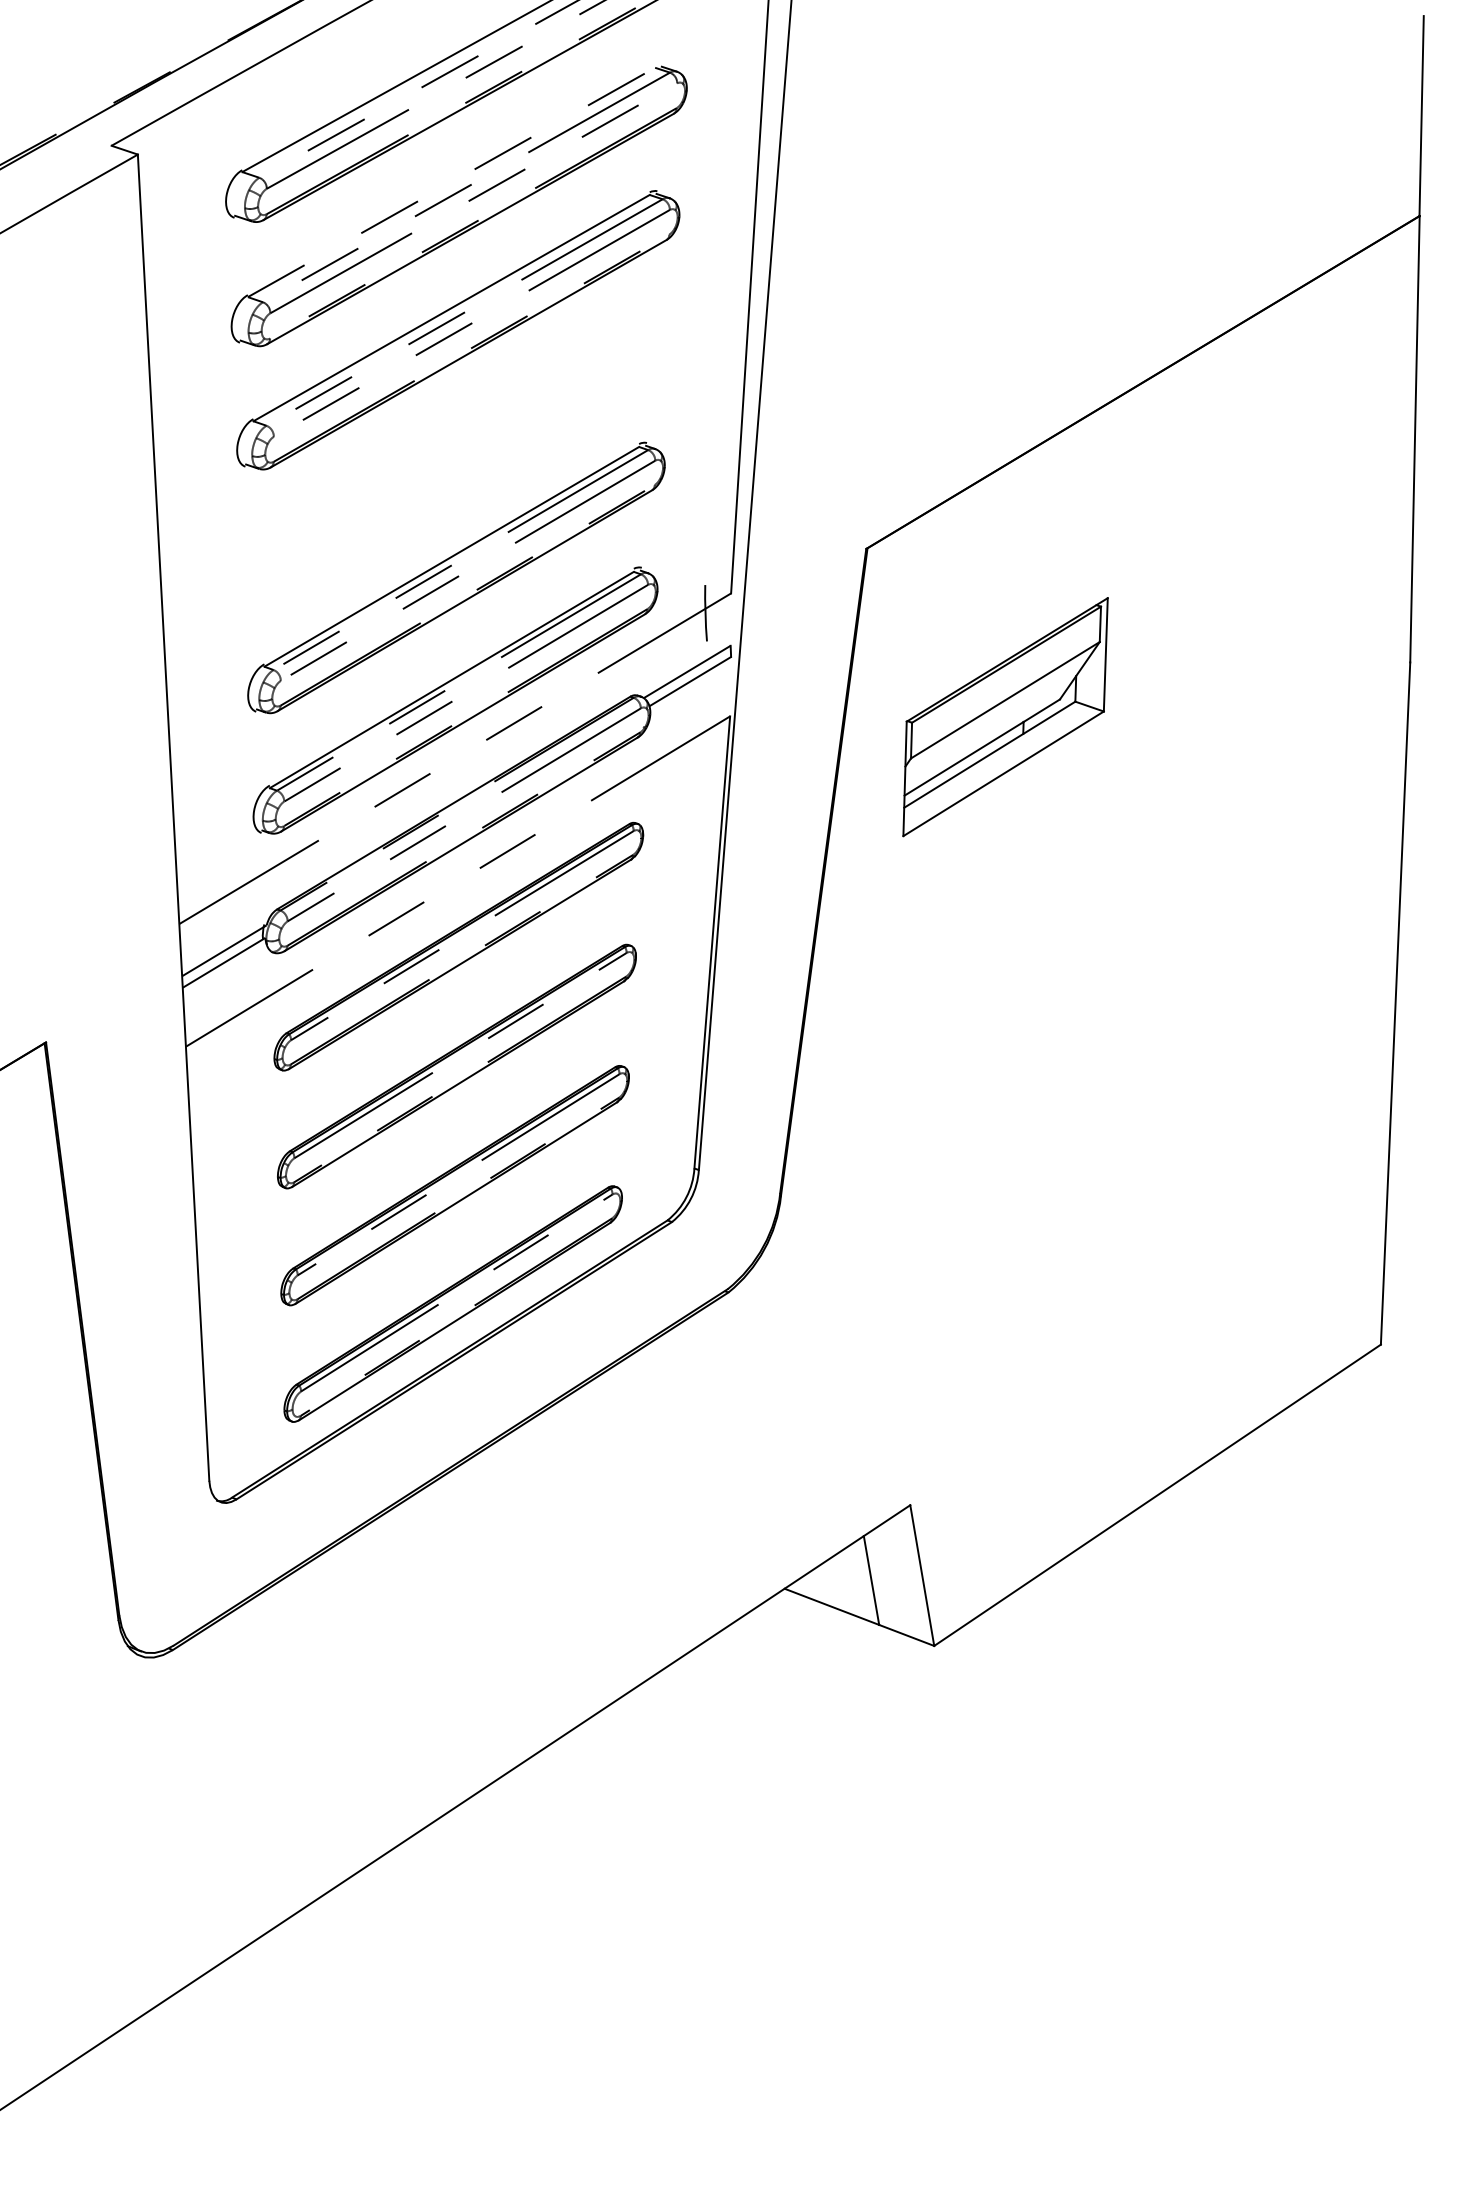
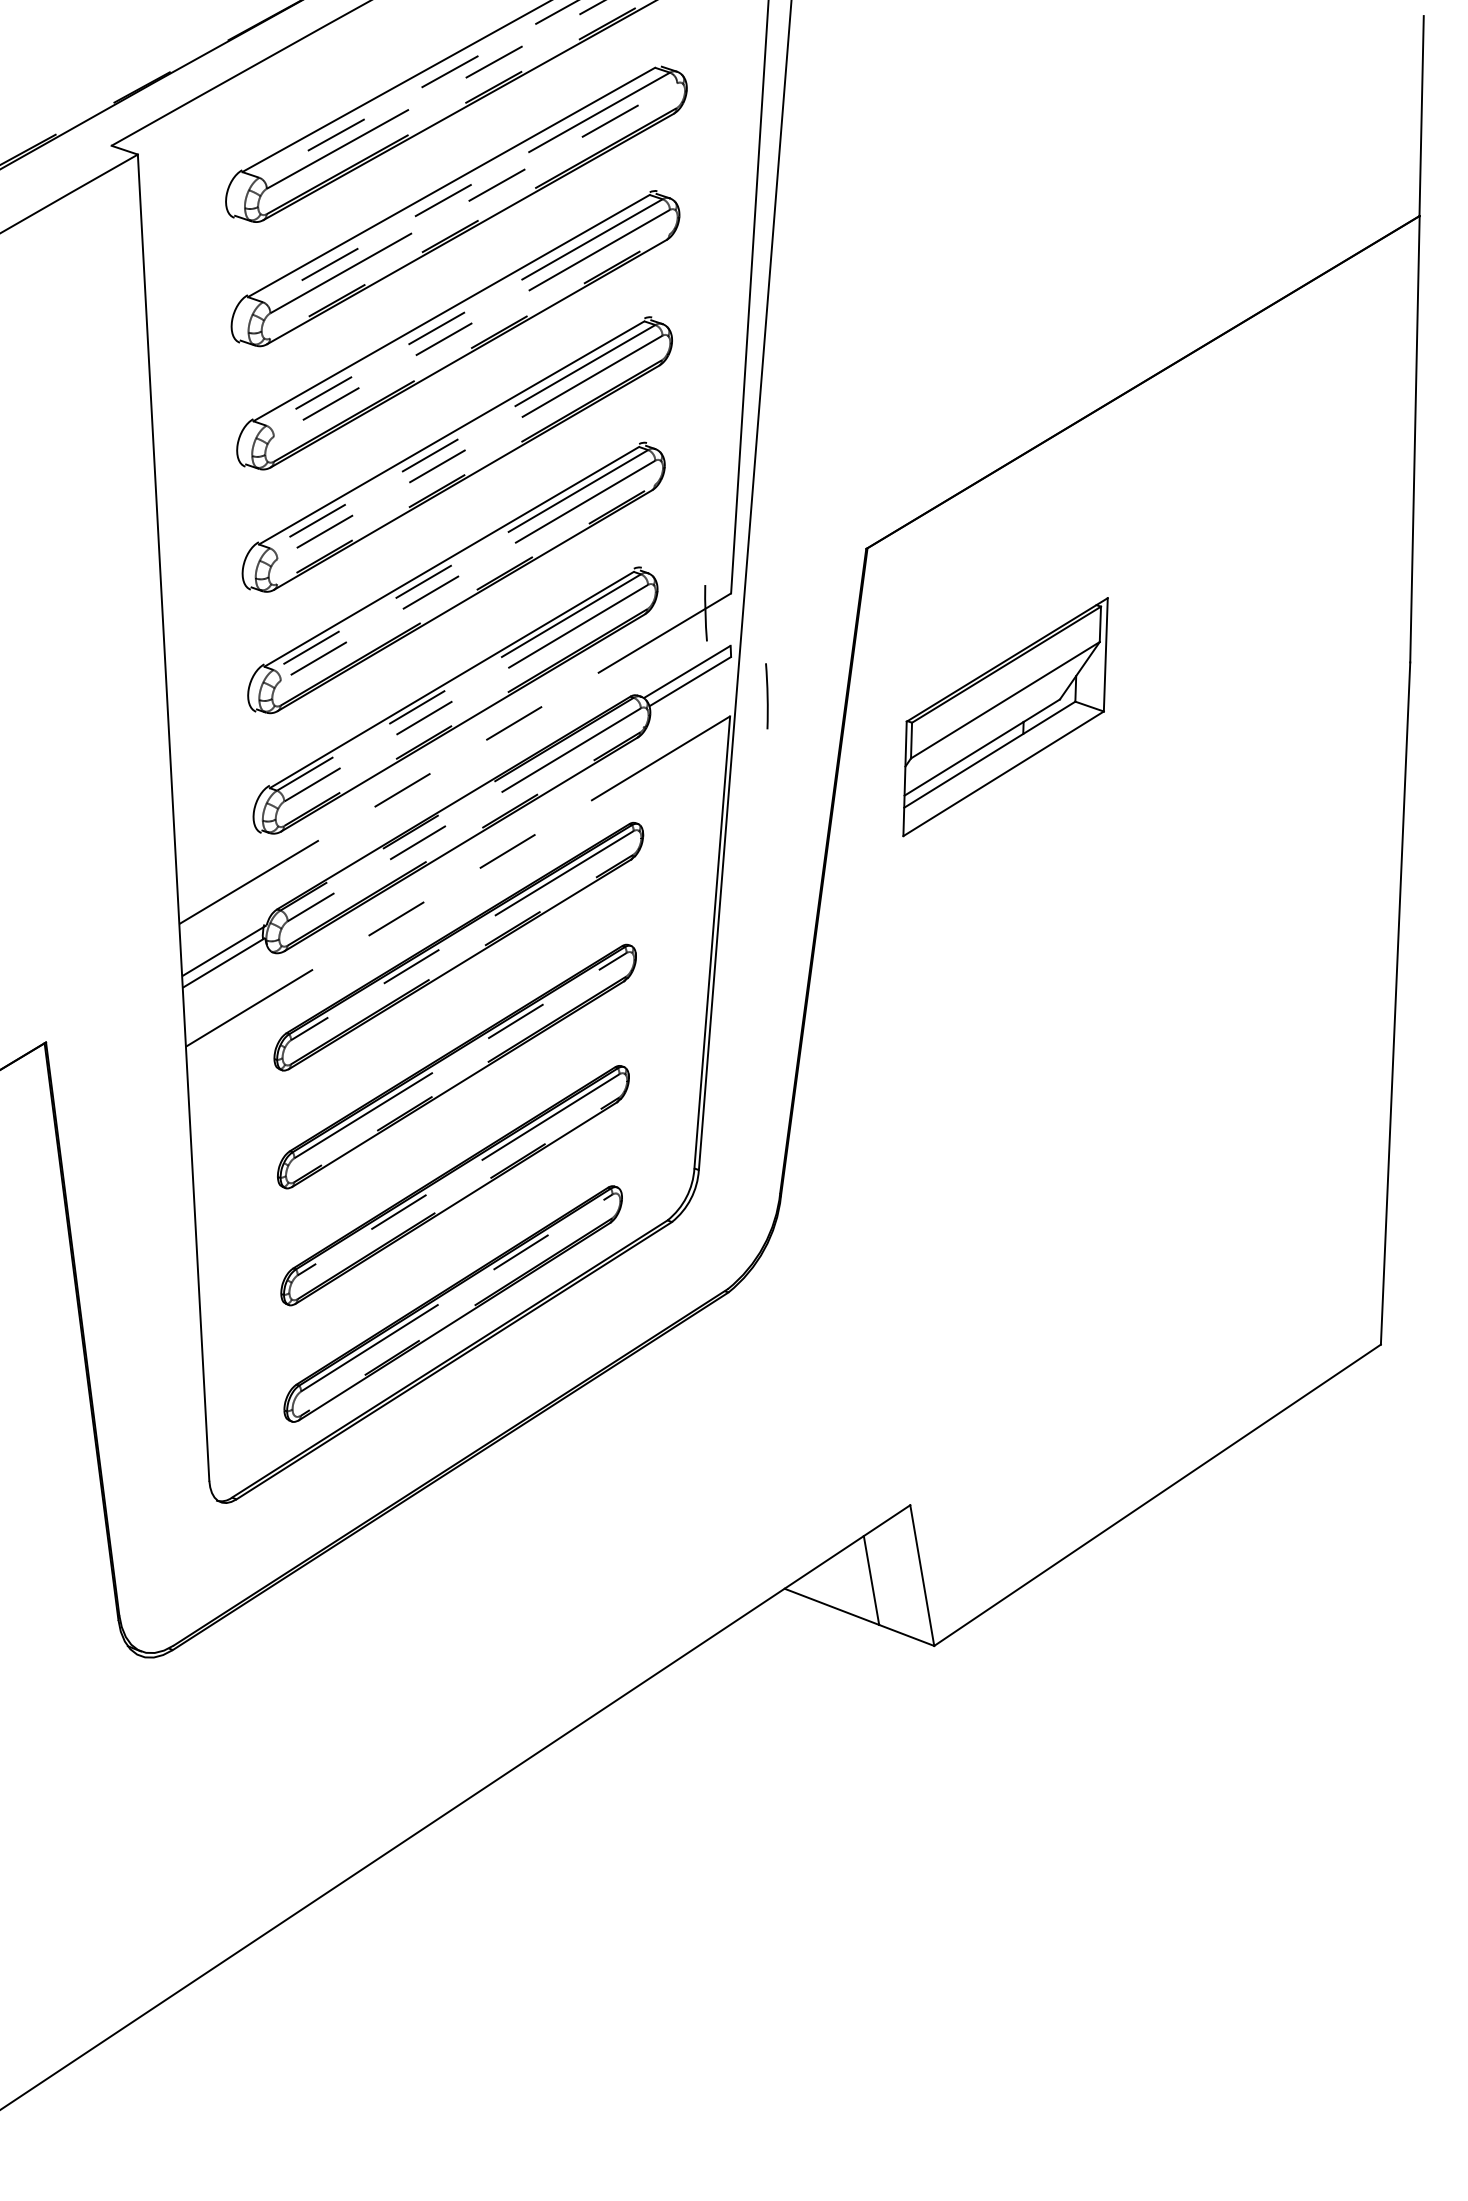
line: dashed -> solid (451, 182)
part: none -> present (456, 454)
line: none -> present (766, 696)
